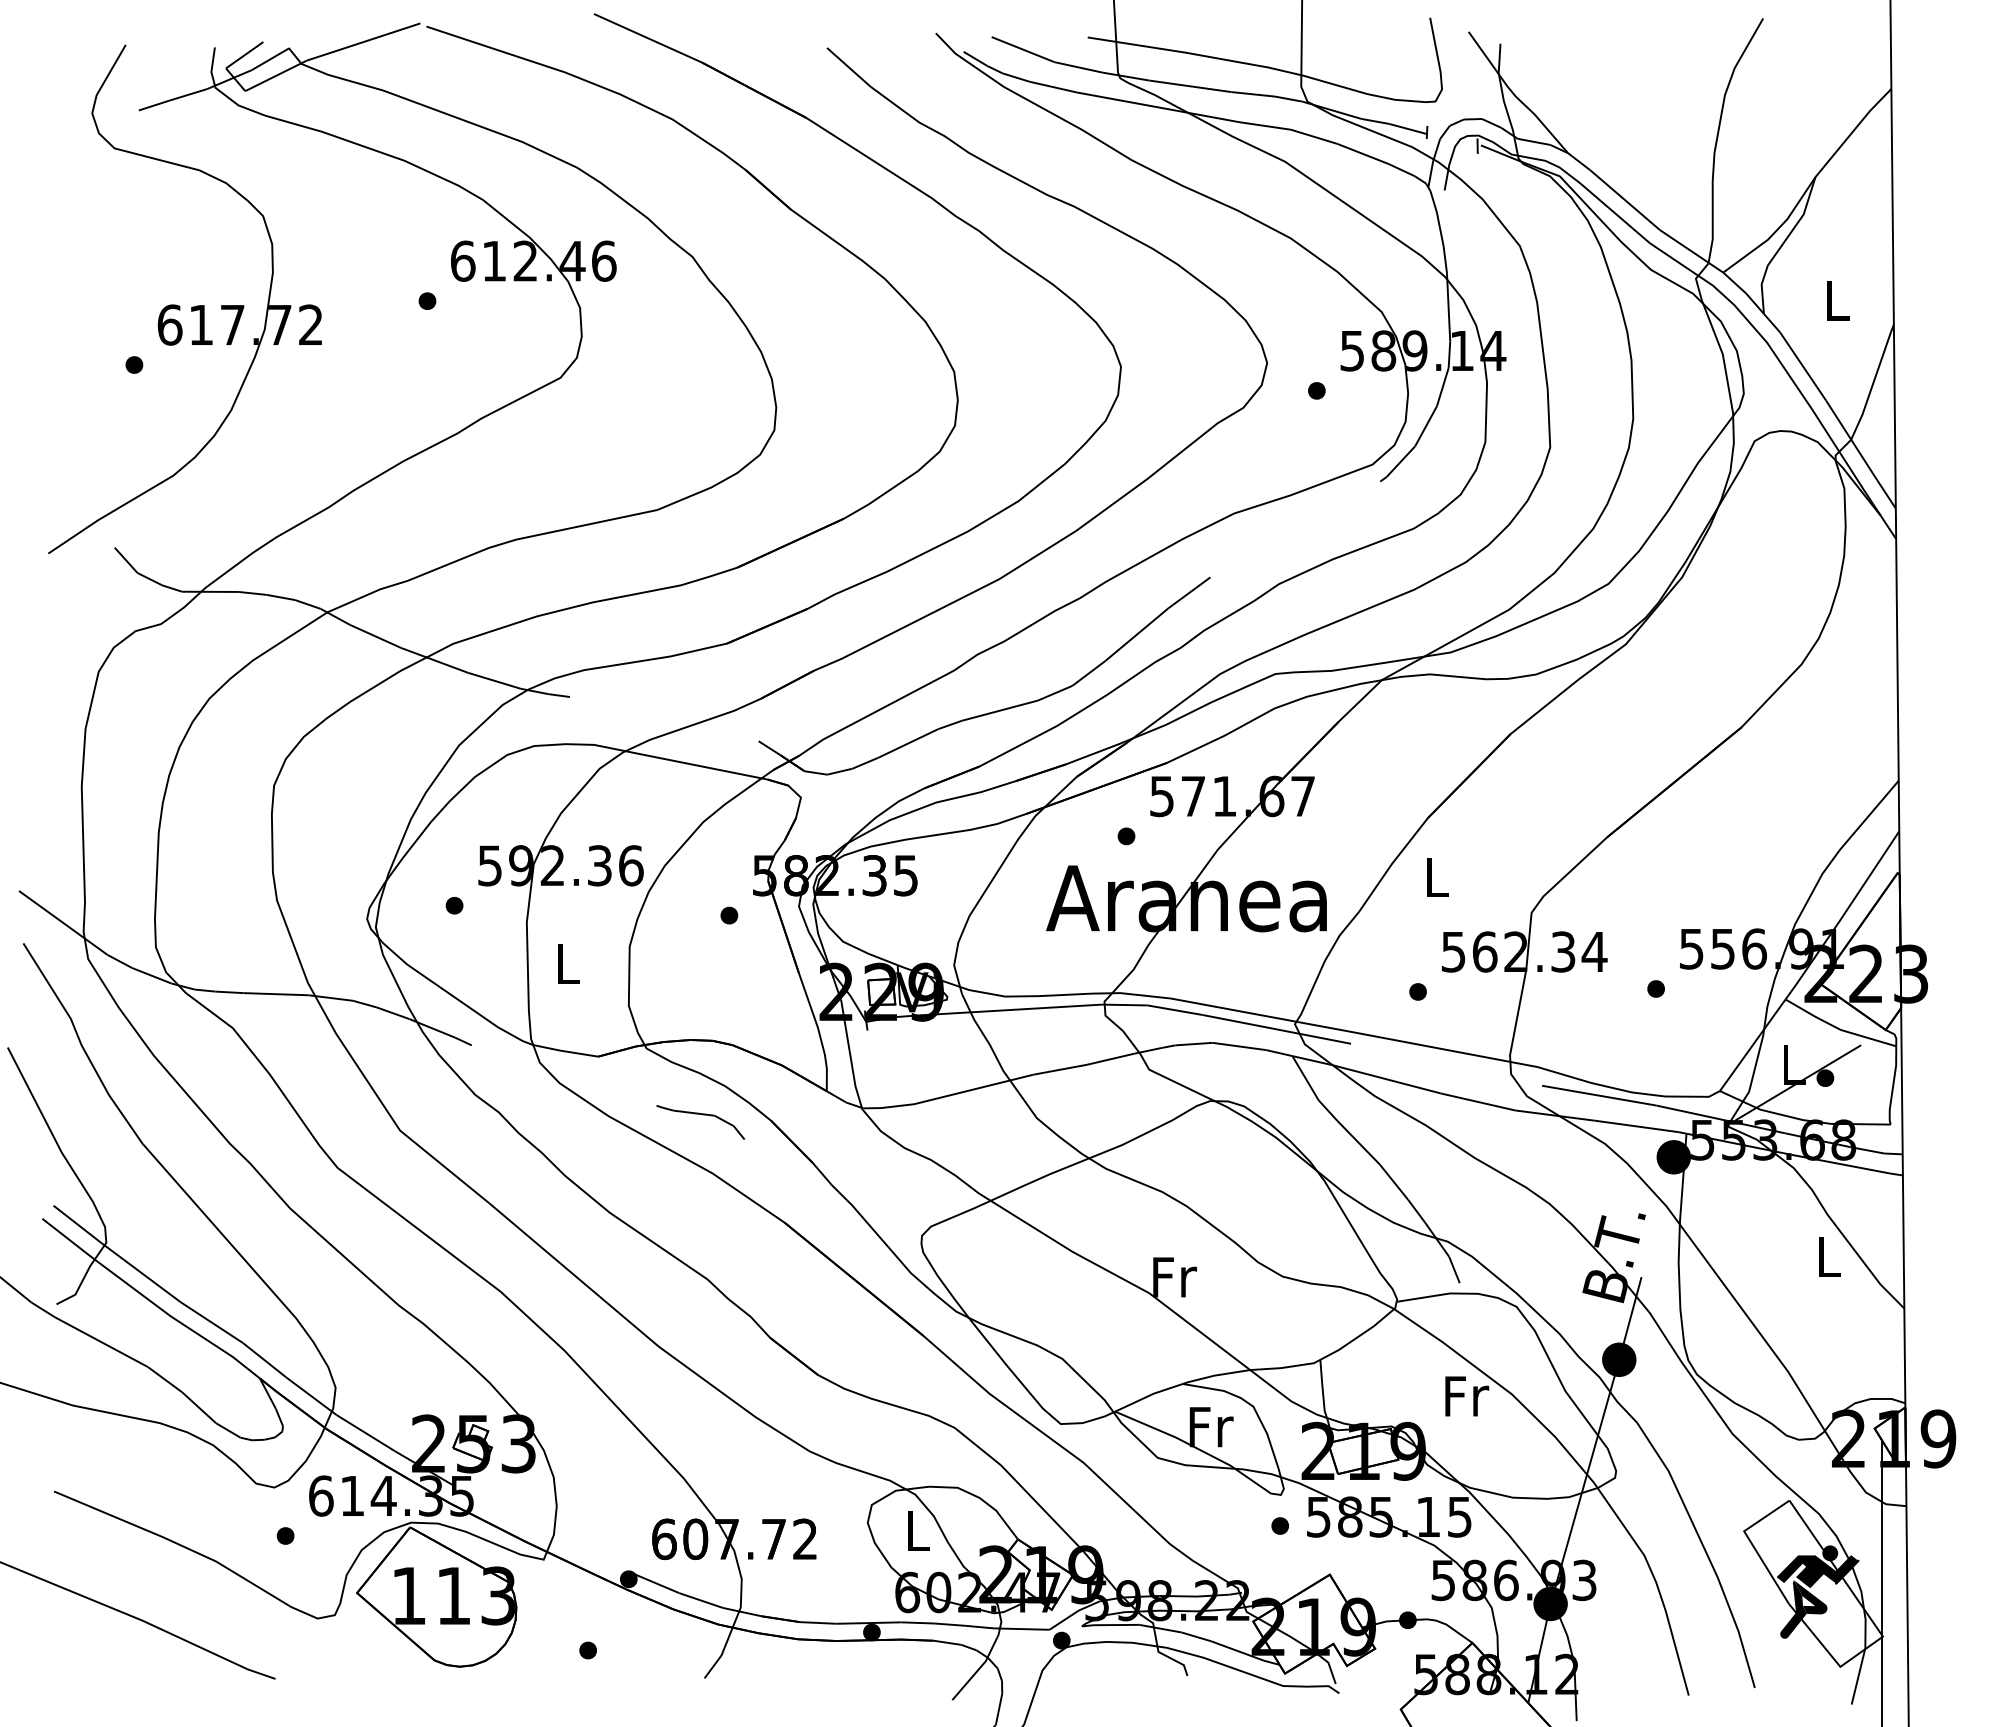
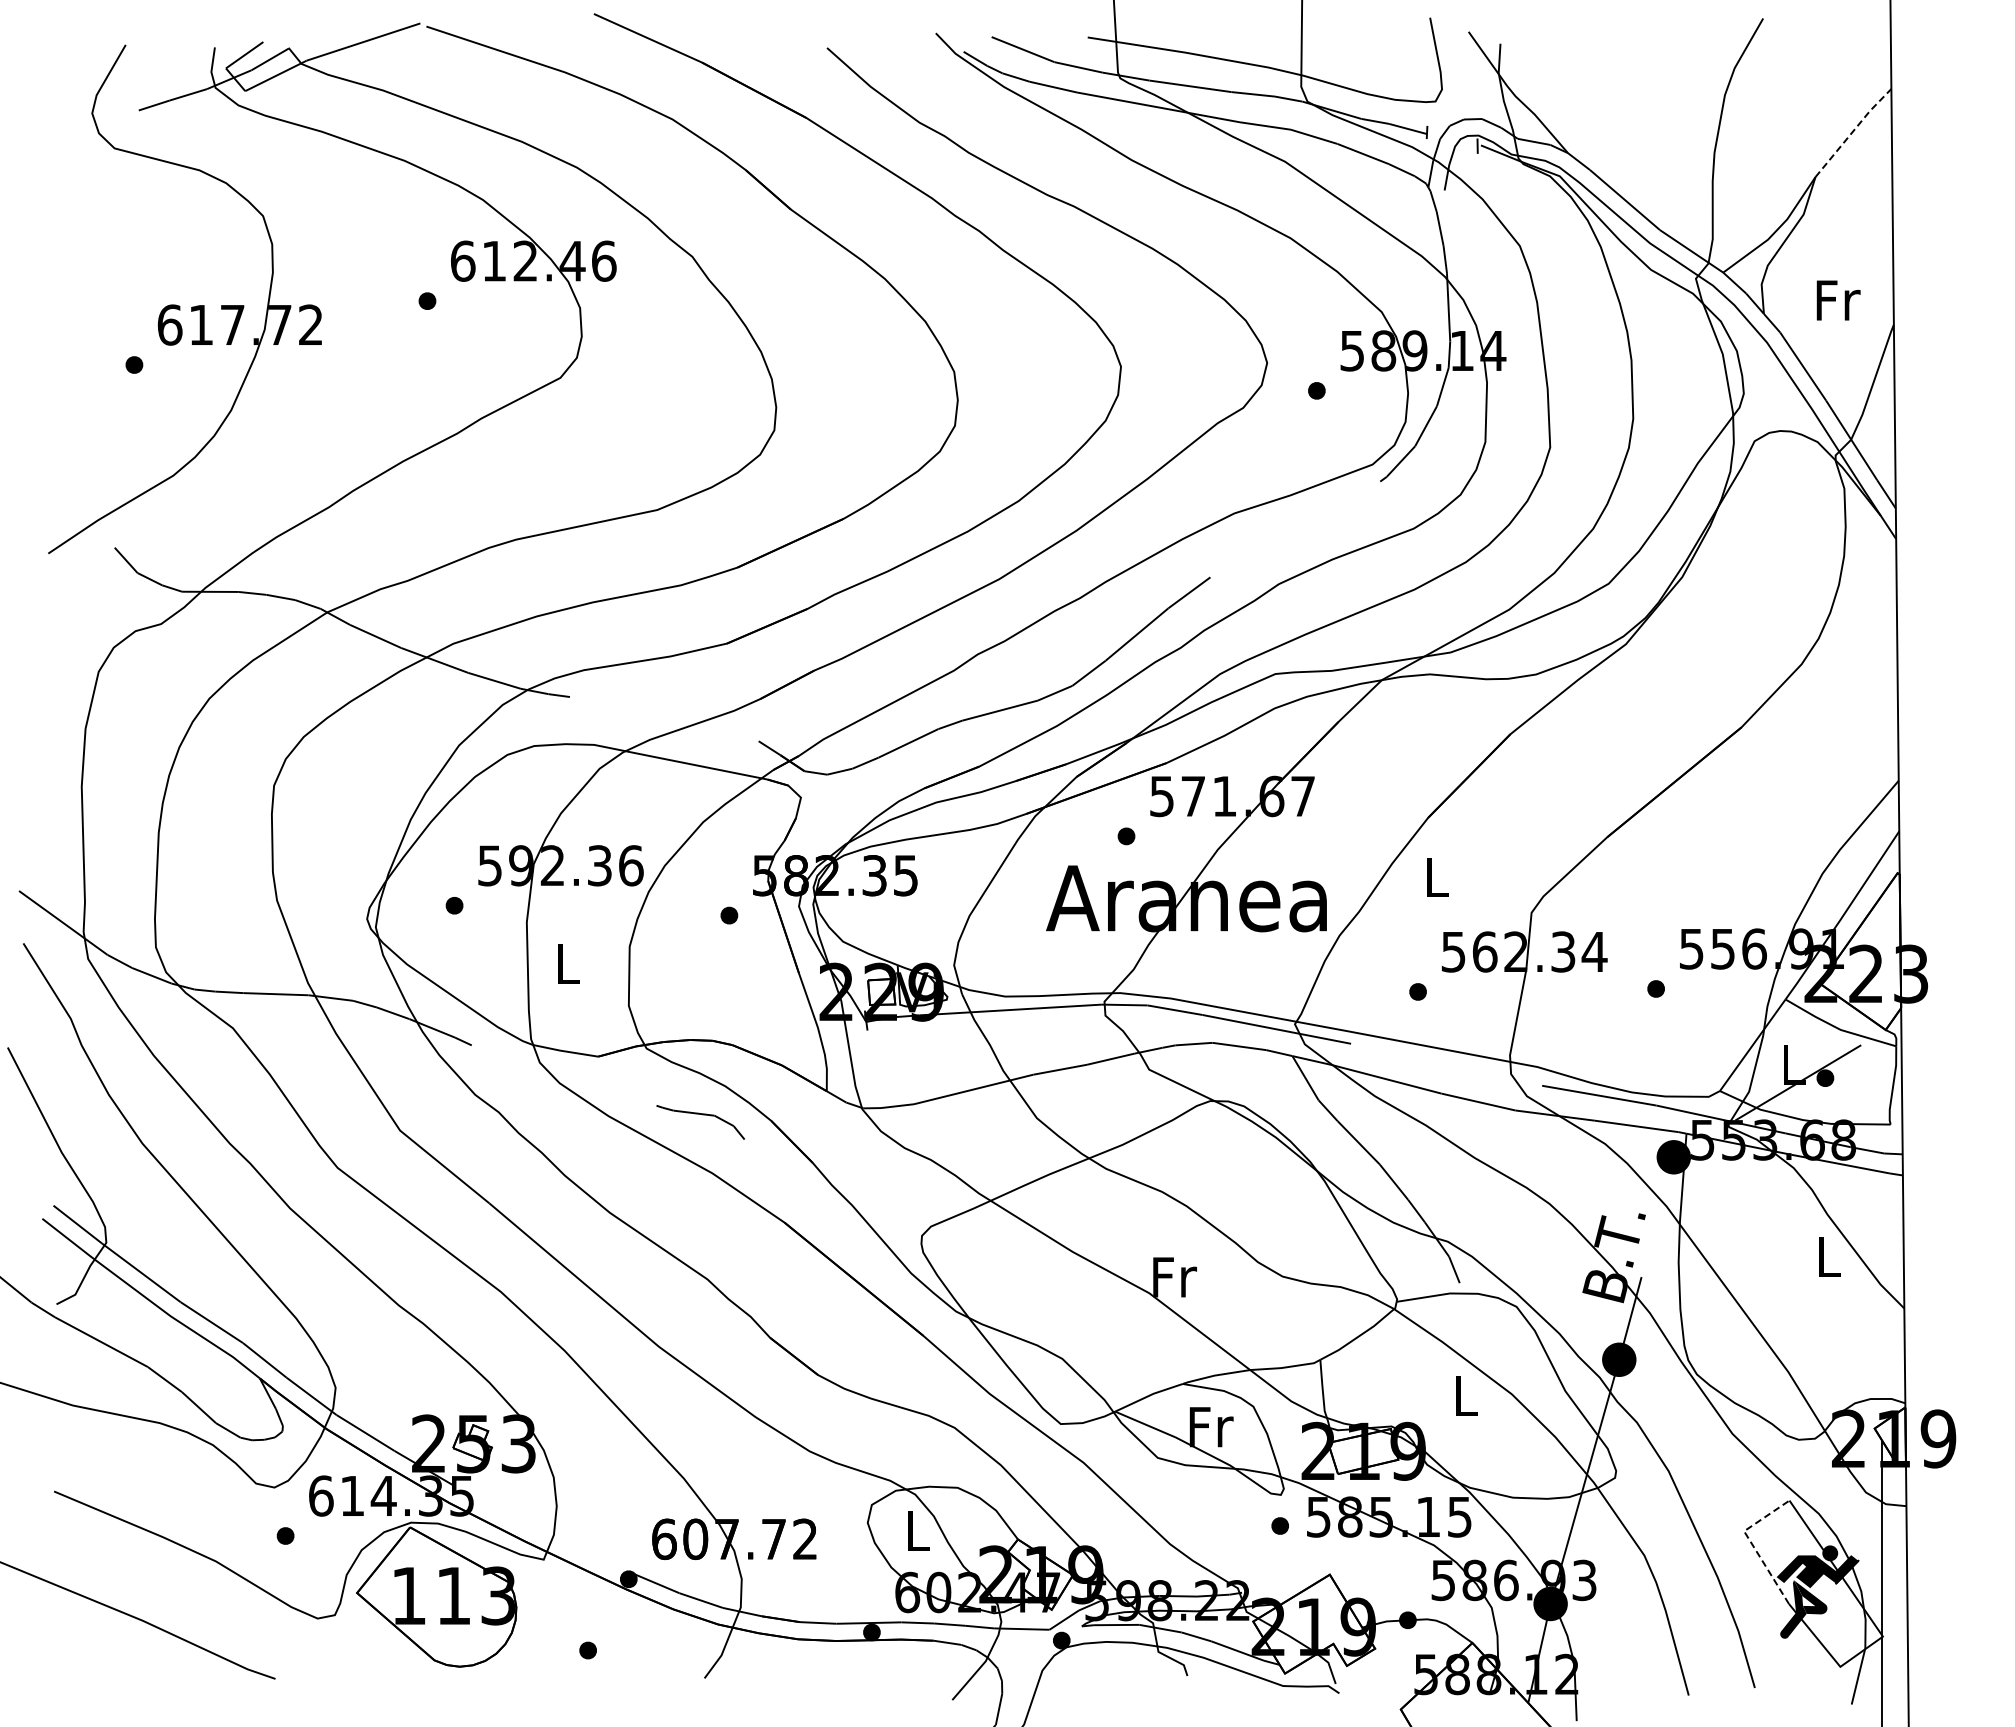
line: solid -> dashed (1852, 131)
text: L -> Fr (1838, 300)
text: Fr -> L (1467, 1396)
line: solid -> dashed (1751, 1543)
